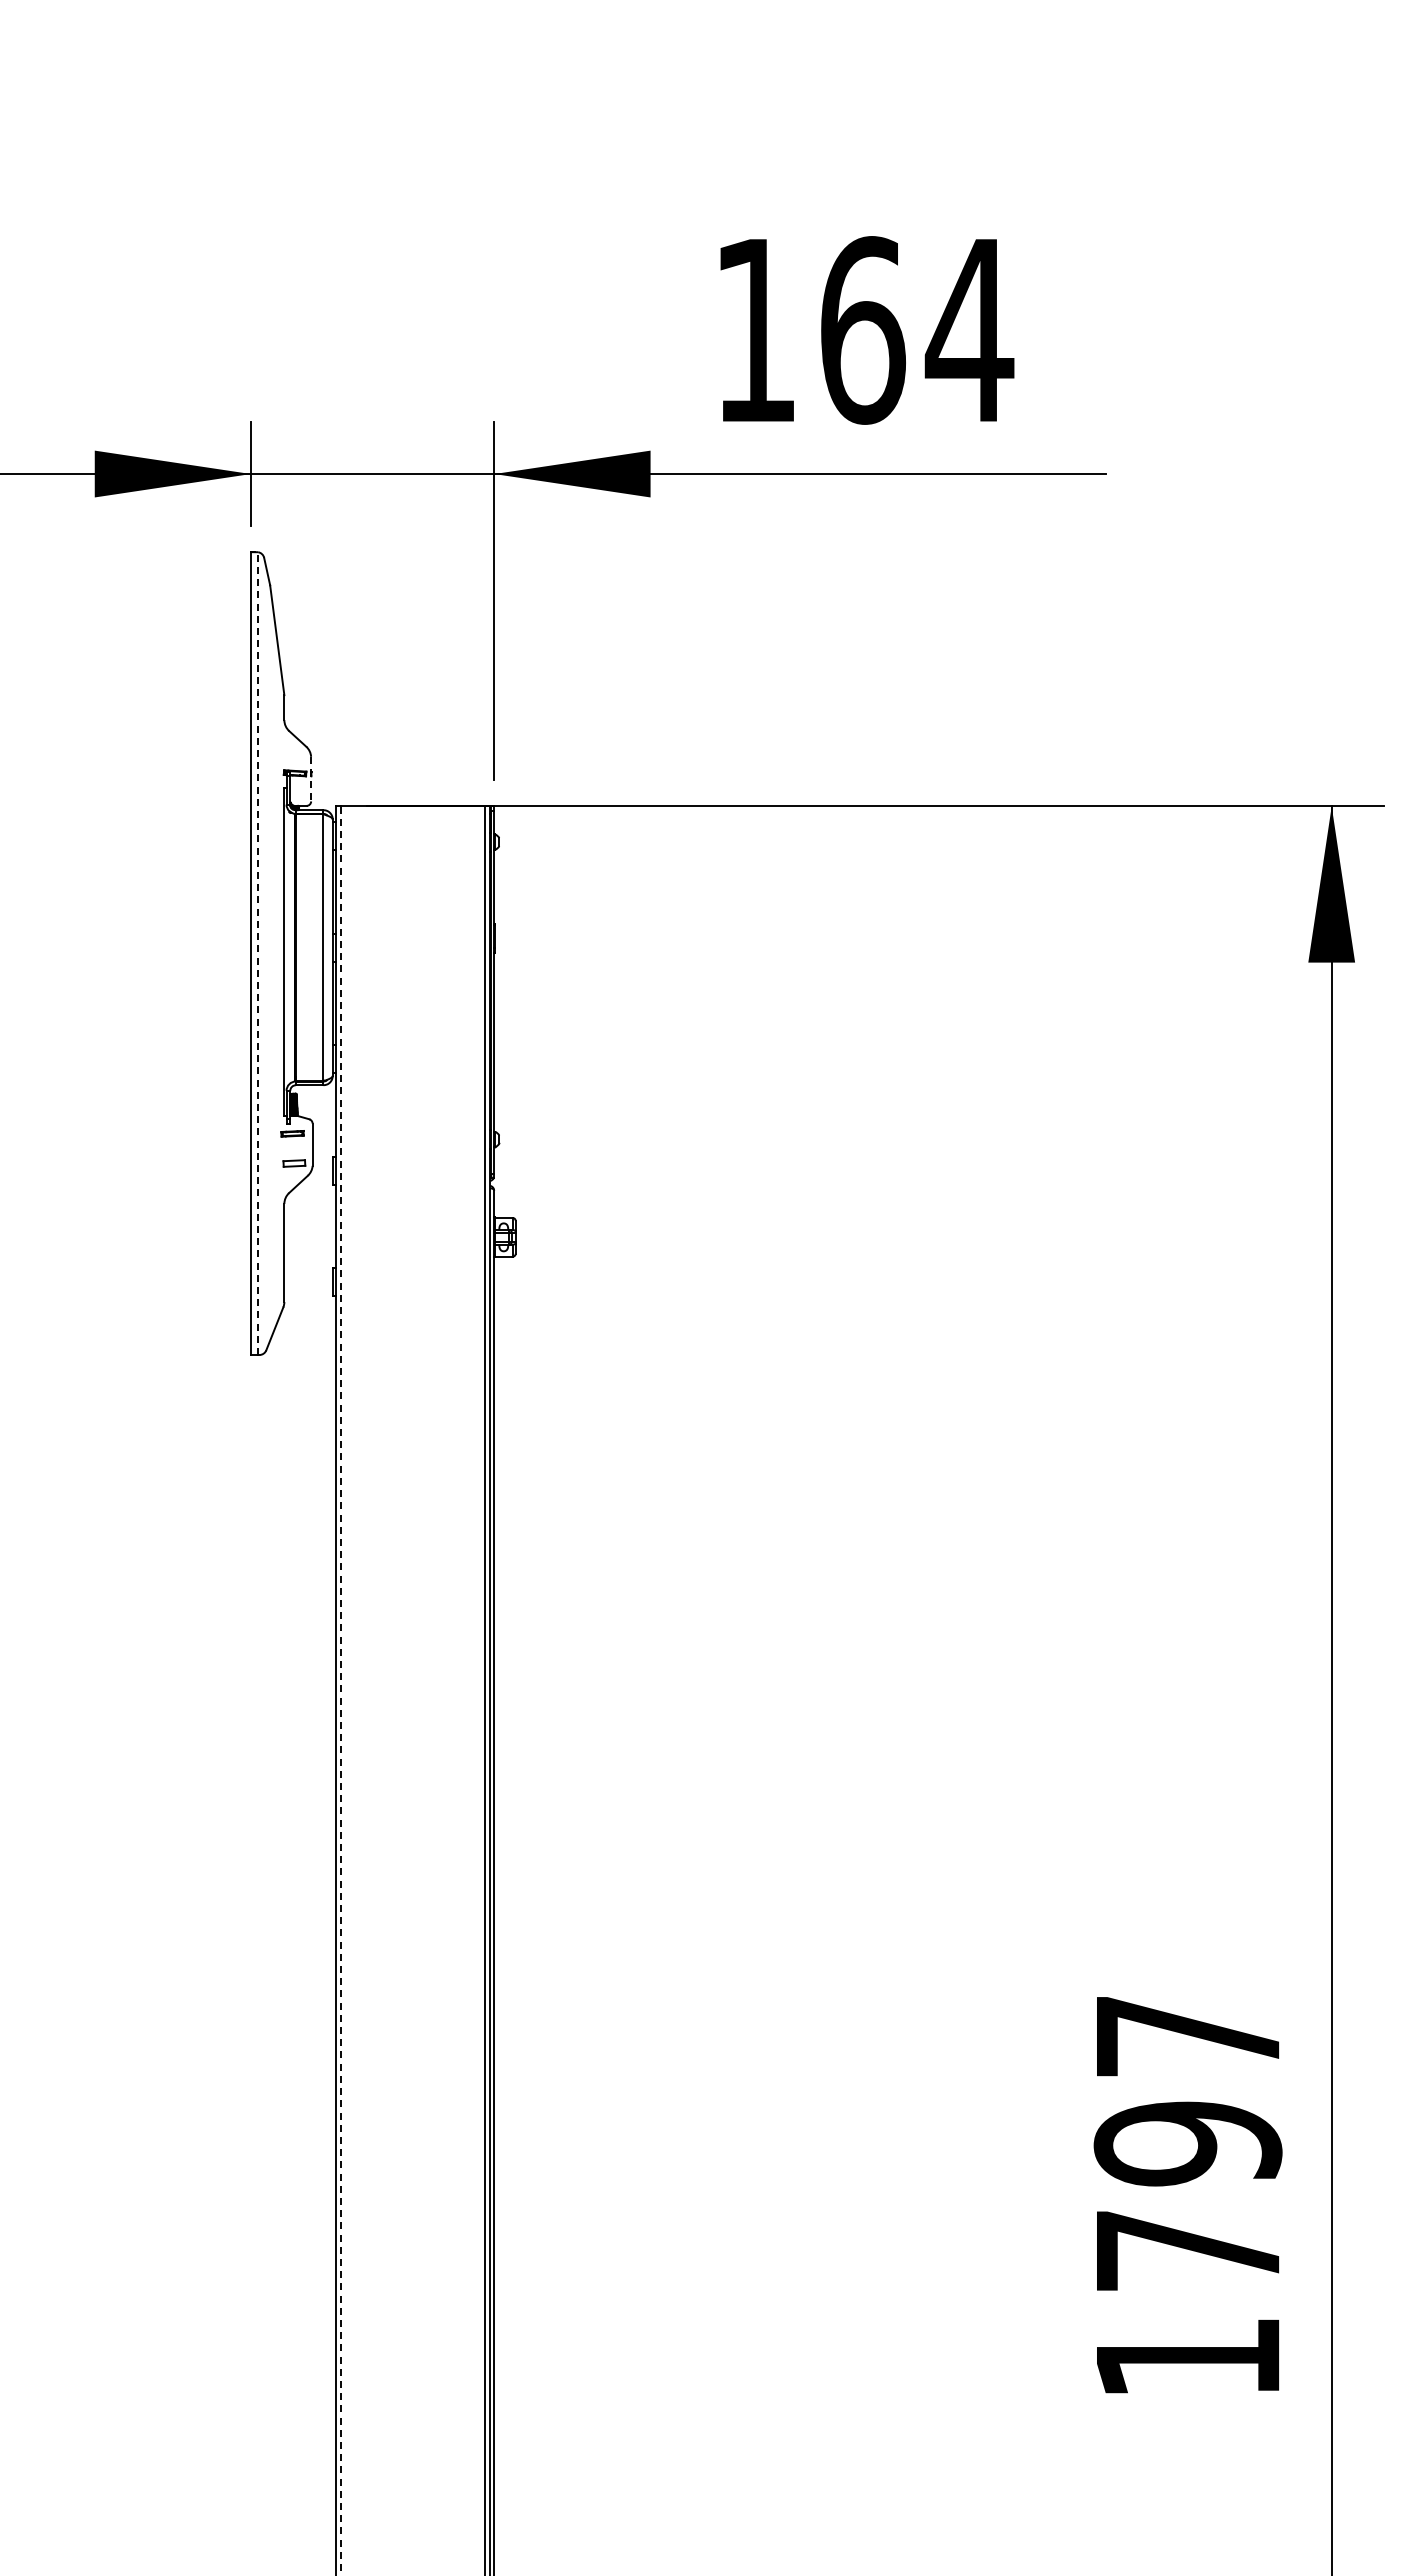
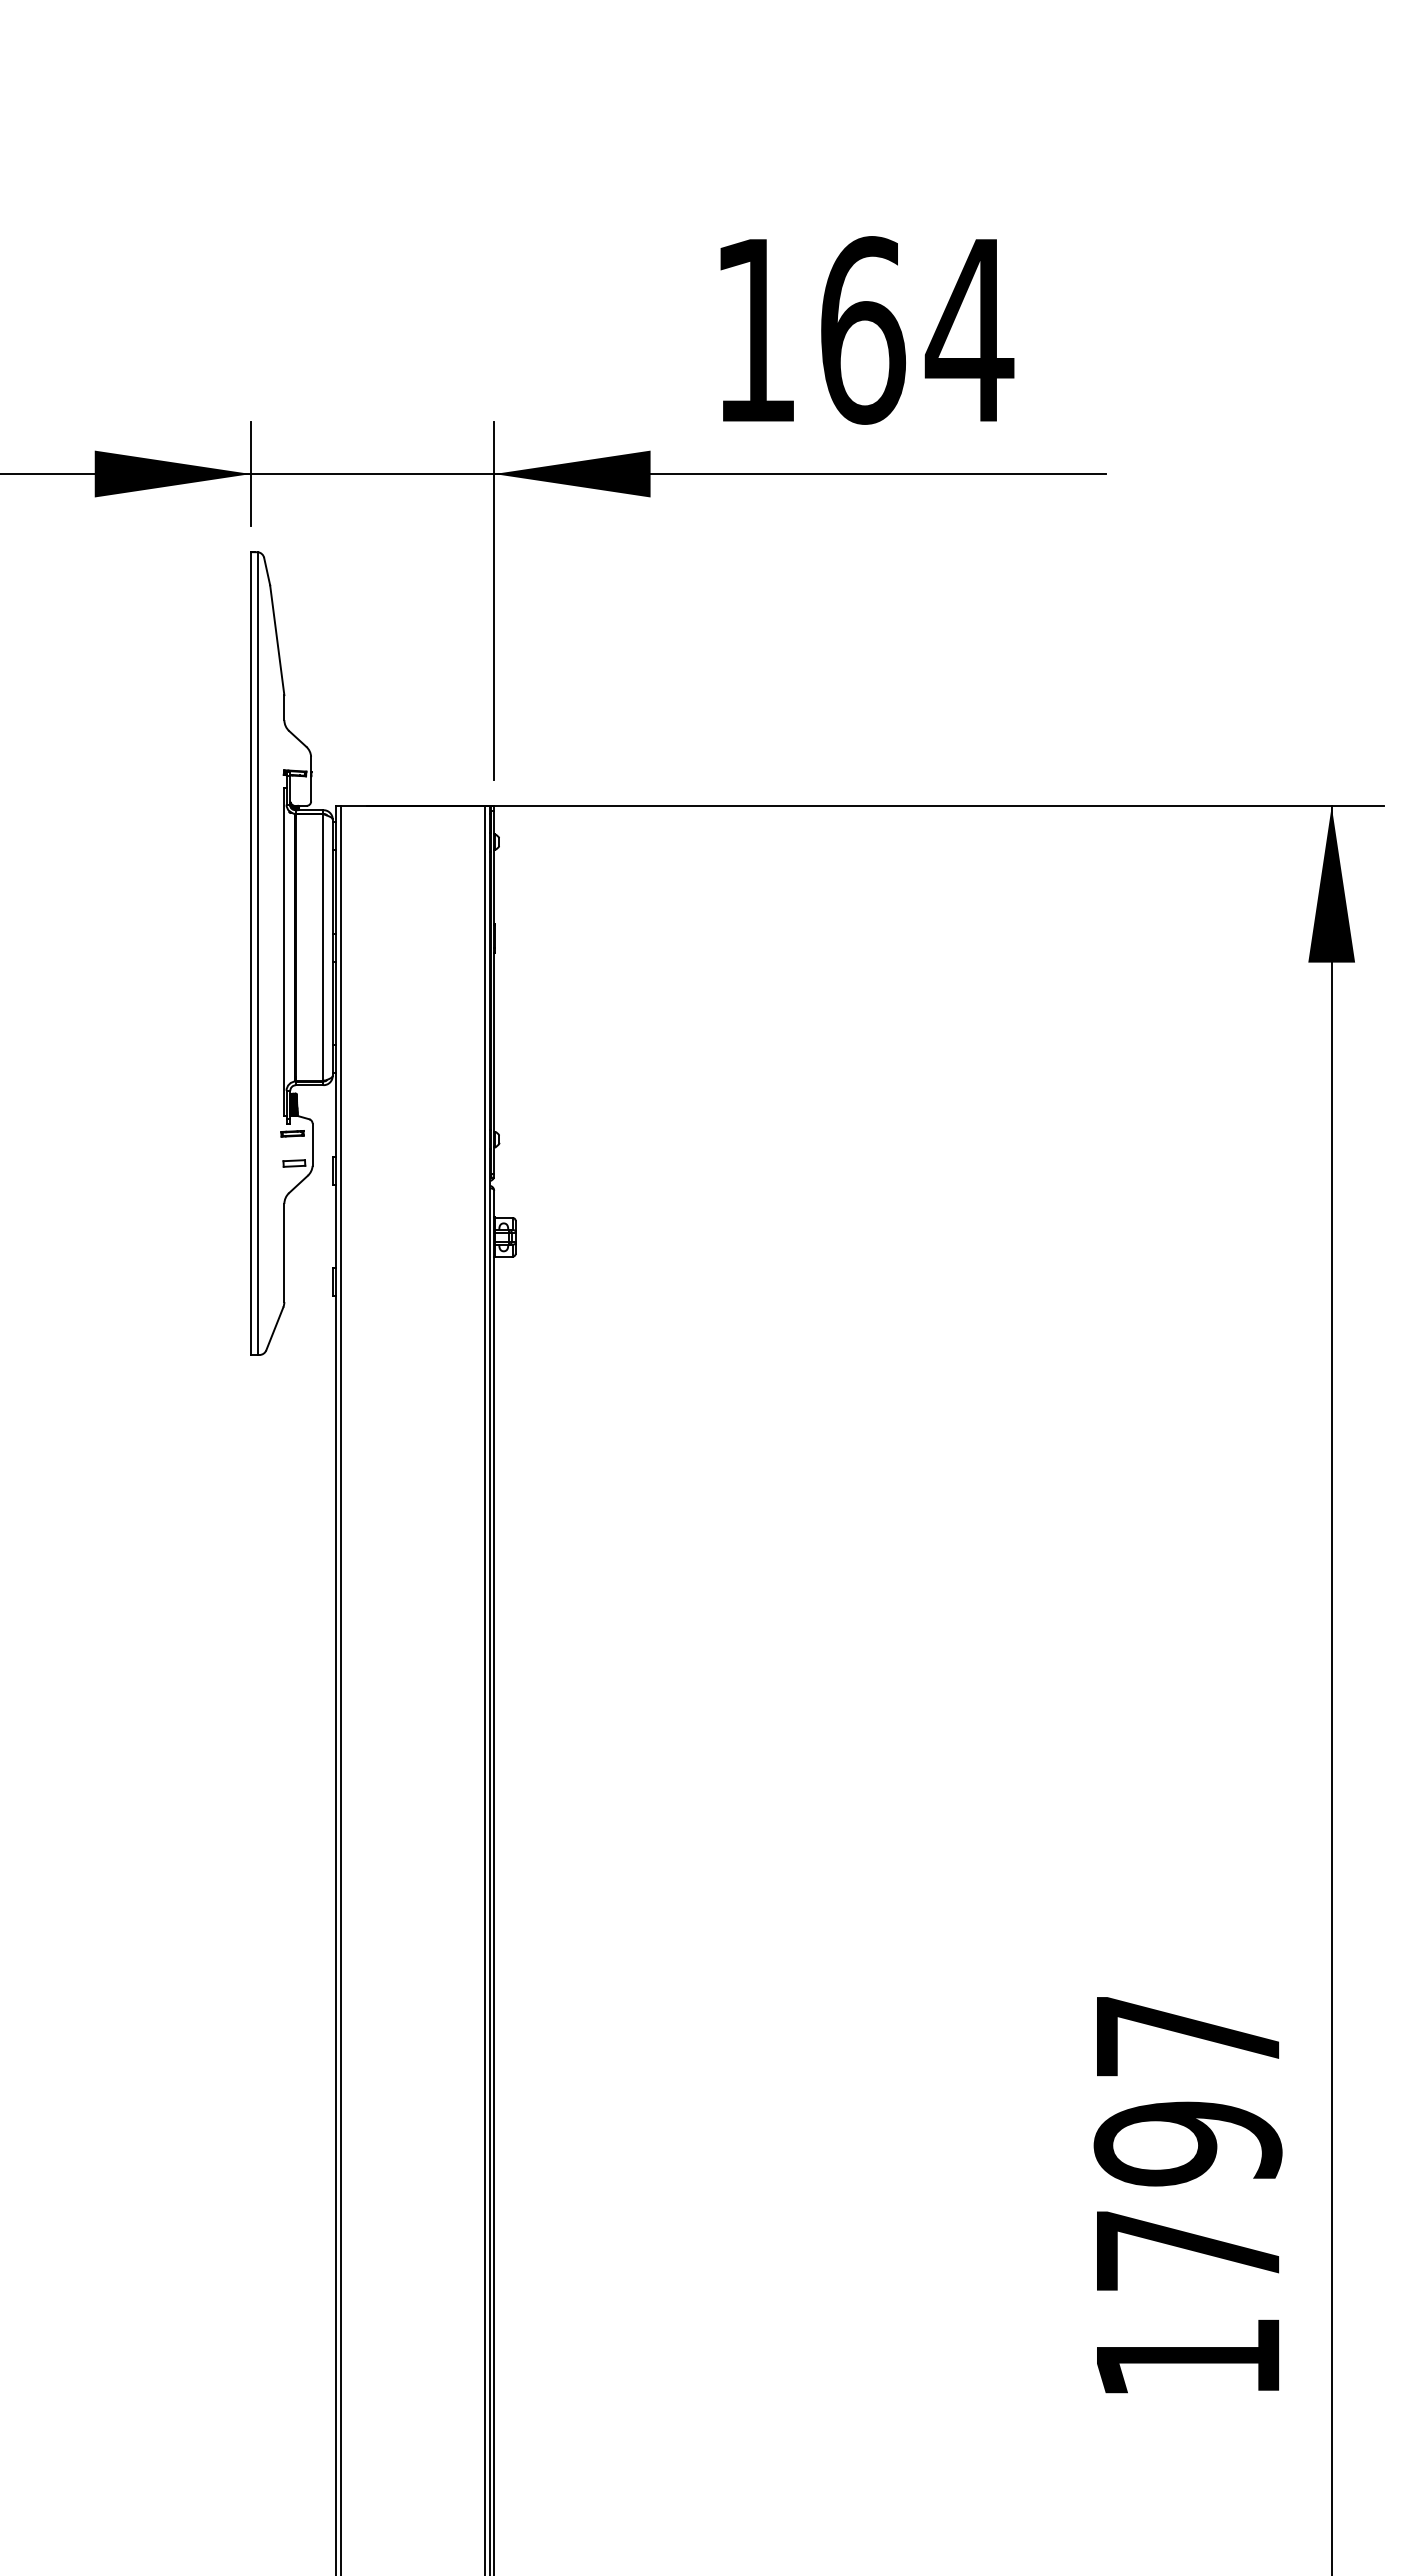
line: dashed -> solid (311, 779)
line: dashed -> solid (258, 953)
line: dashed -> solid (341, 1690)
